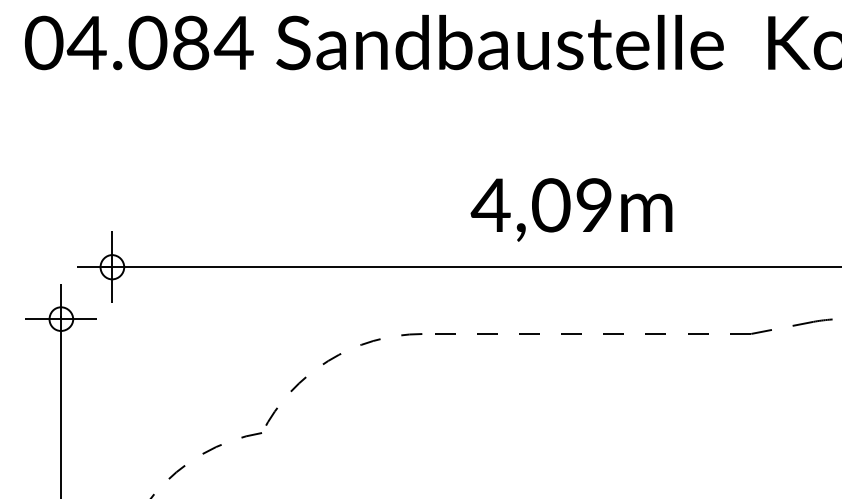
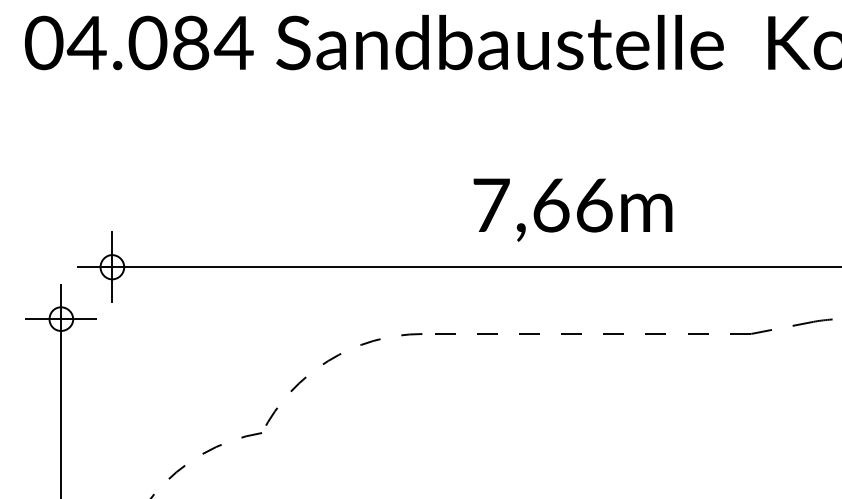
text: 4,09m -> 7,66m (541, 205)
